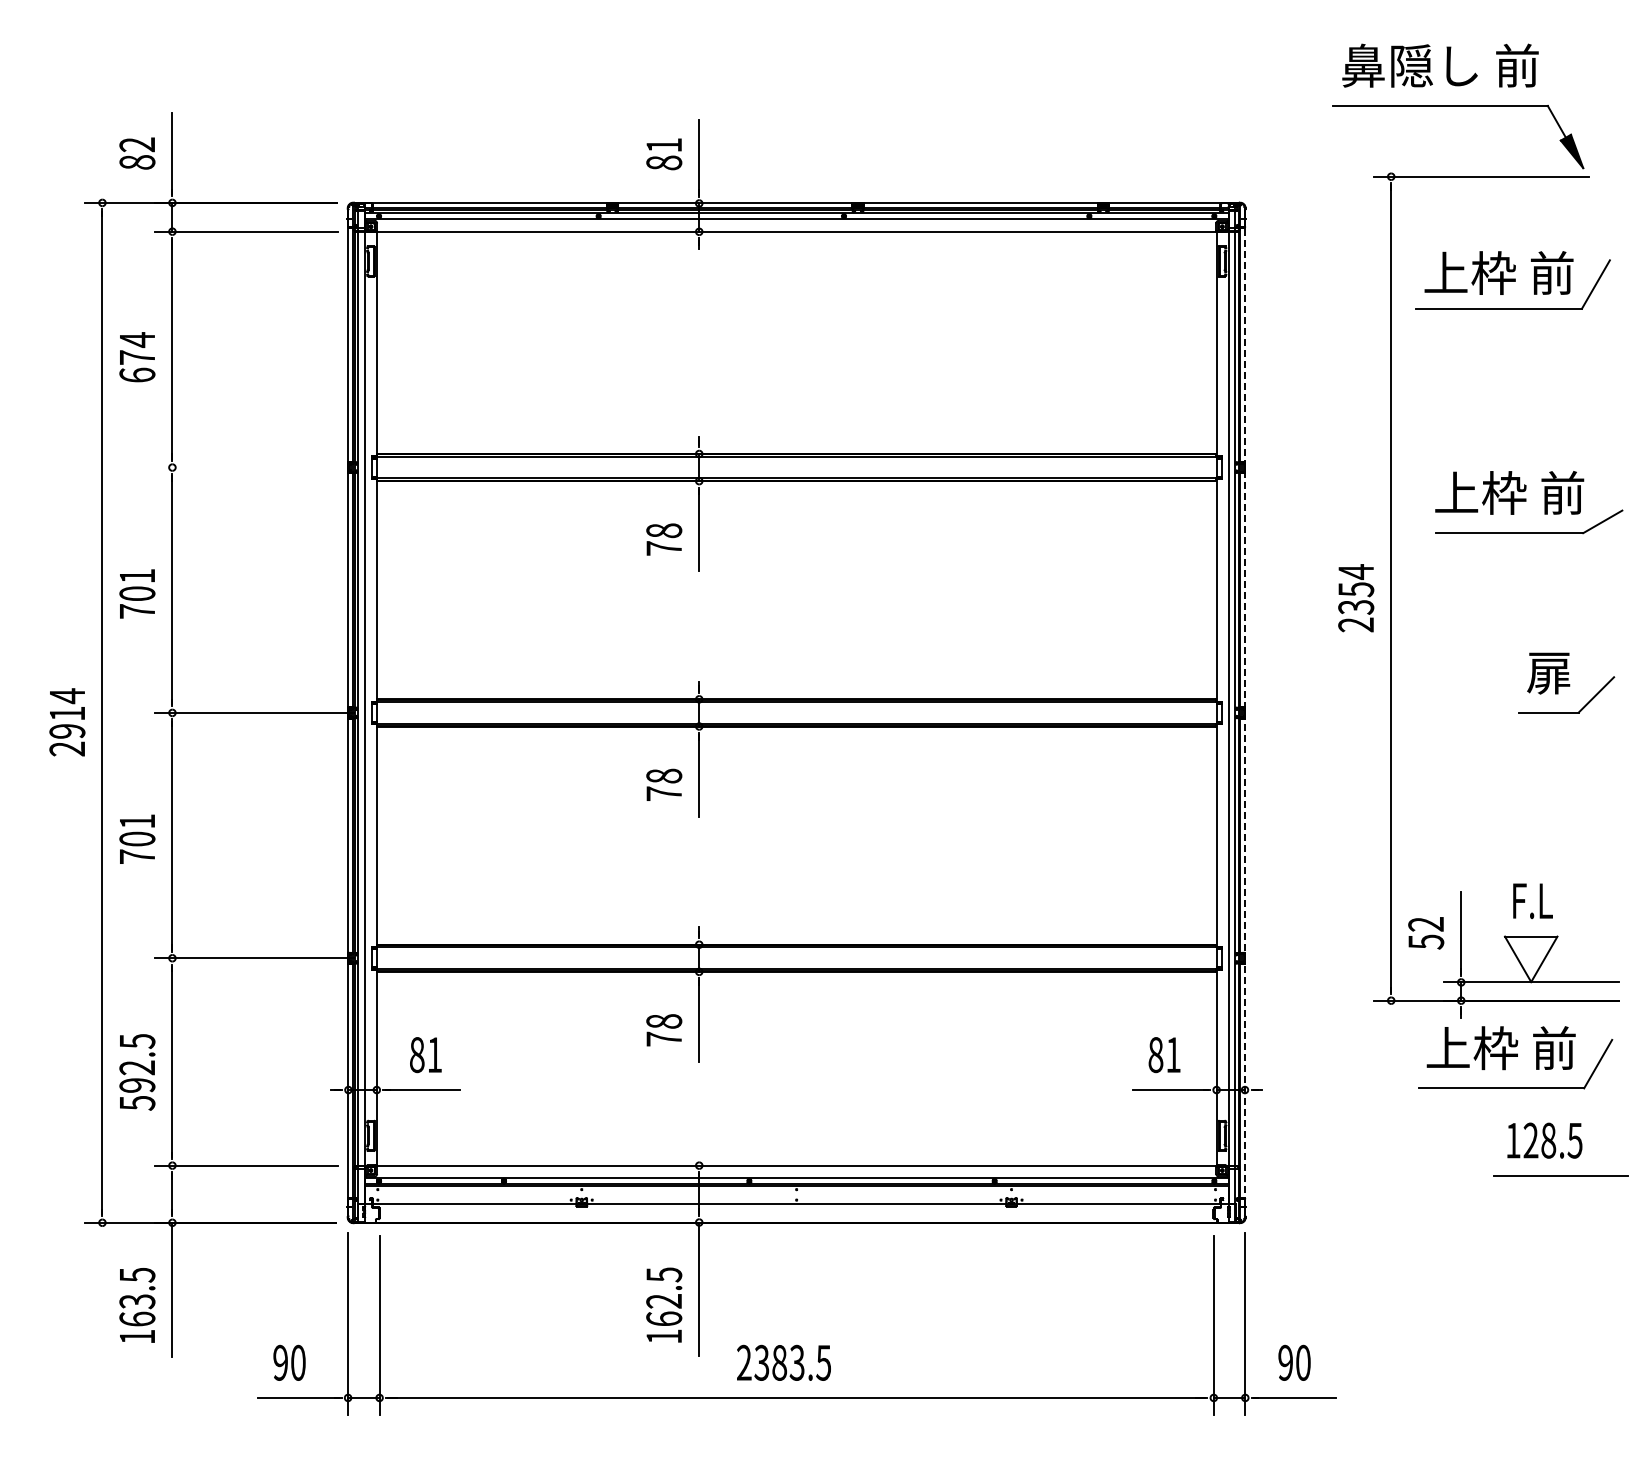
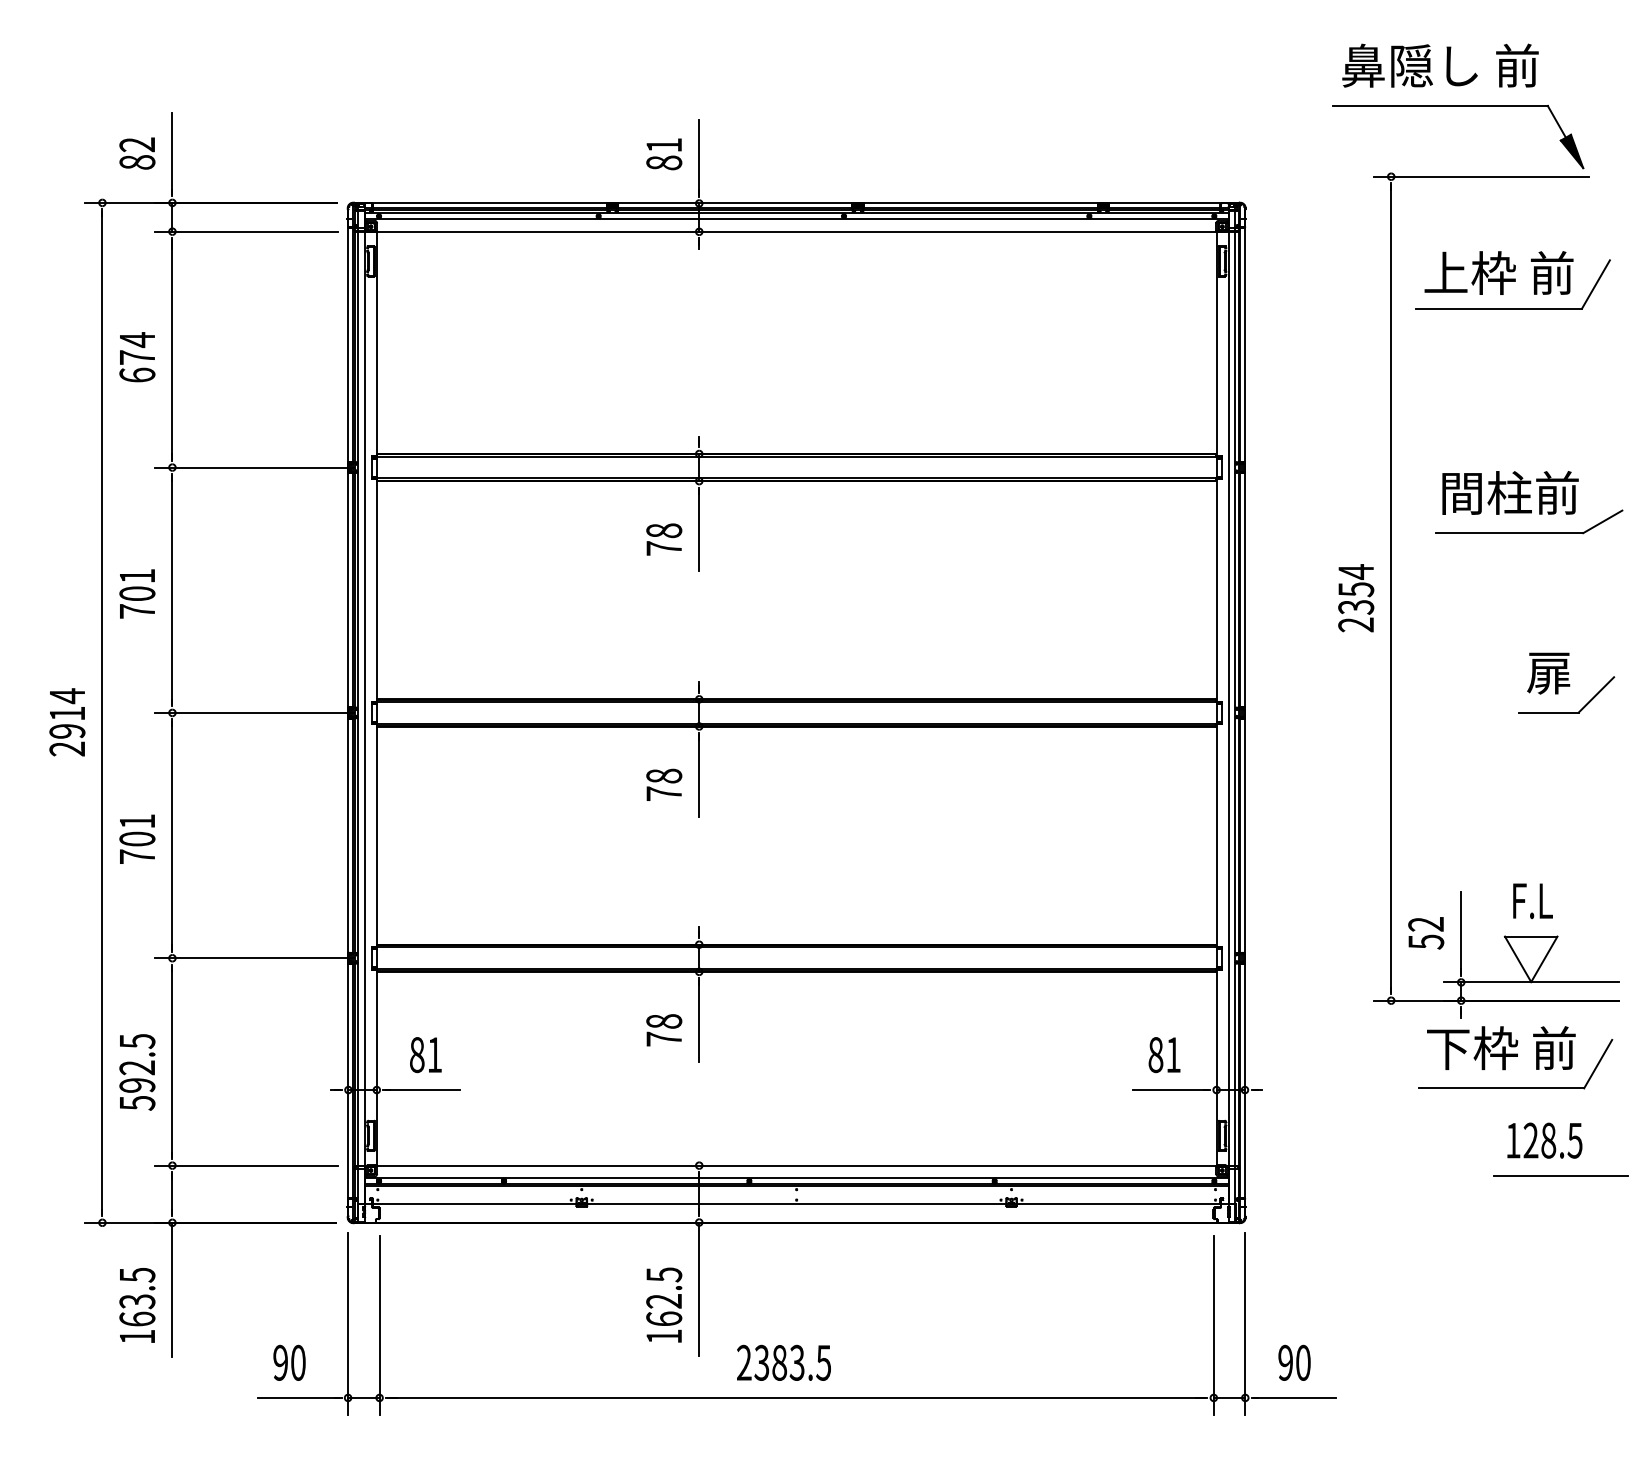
line: none -> present (254, 467)
text: 上枠 前 -> 間柱前 (1509, 492)
line: dashed -> solid (1244, 712)
text: 上枠 前 -> 下枠 前 (1447, 1048)
